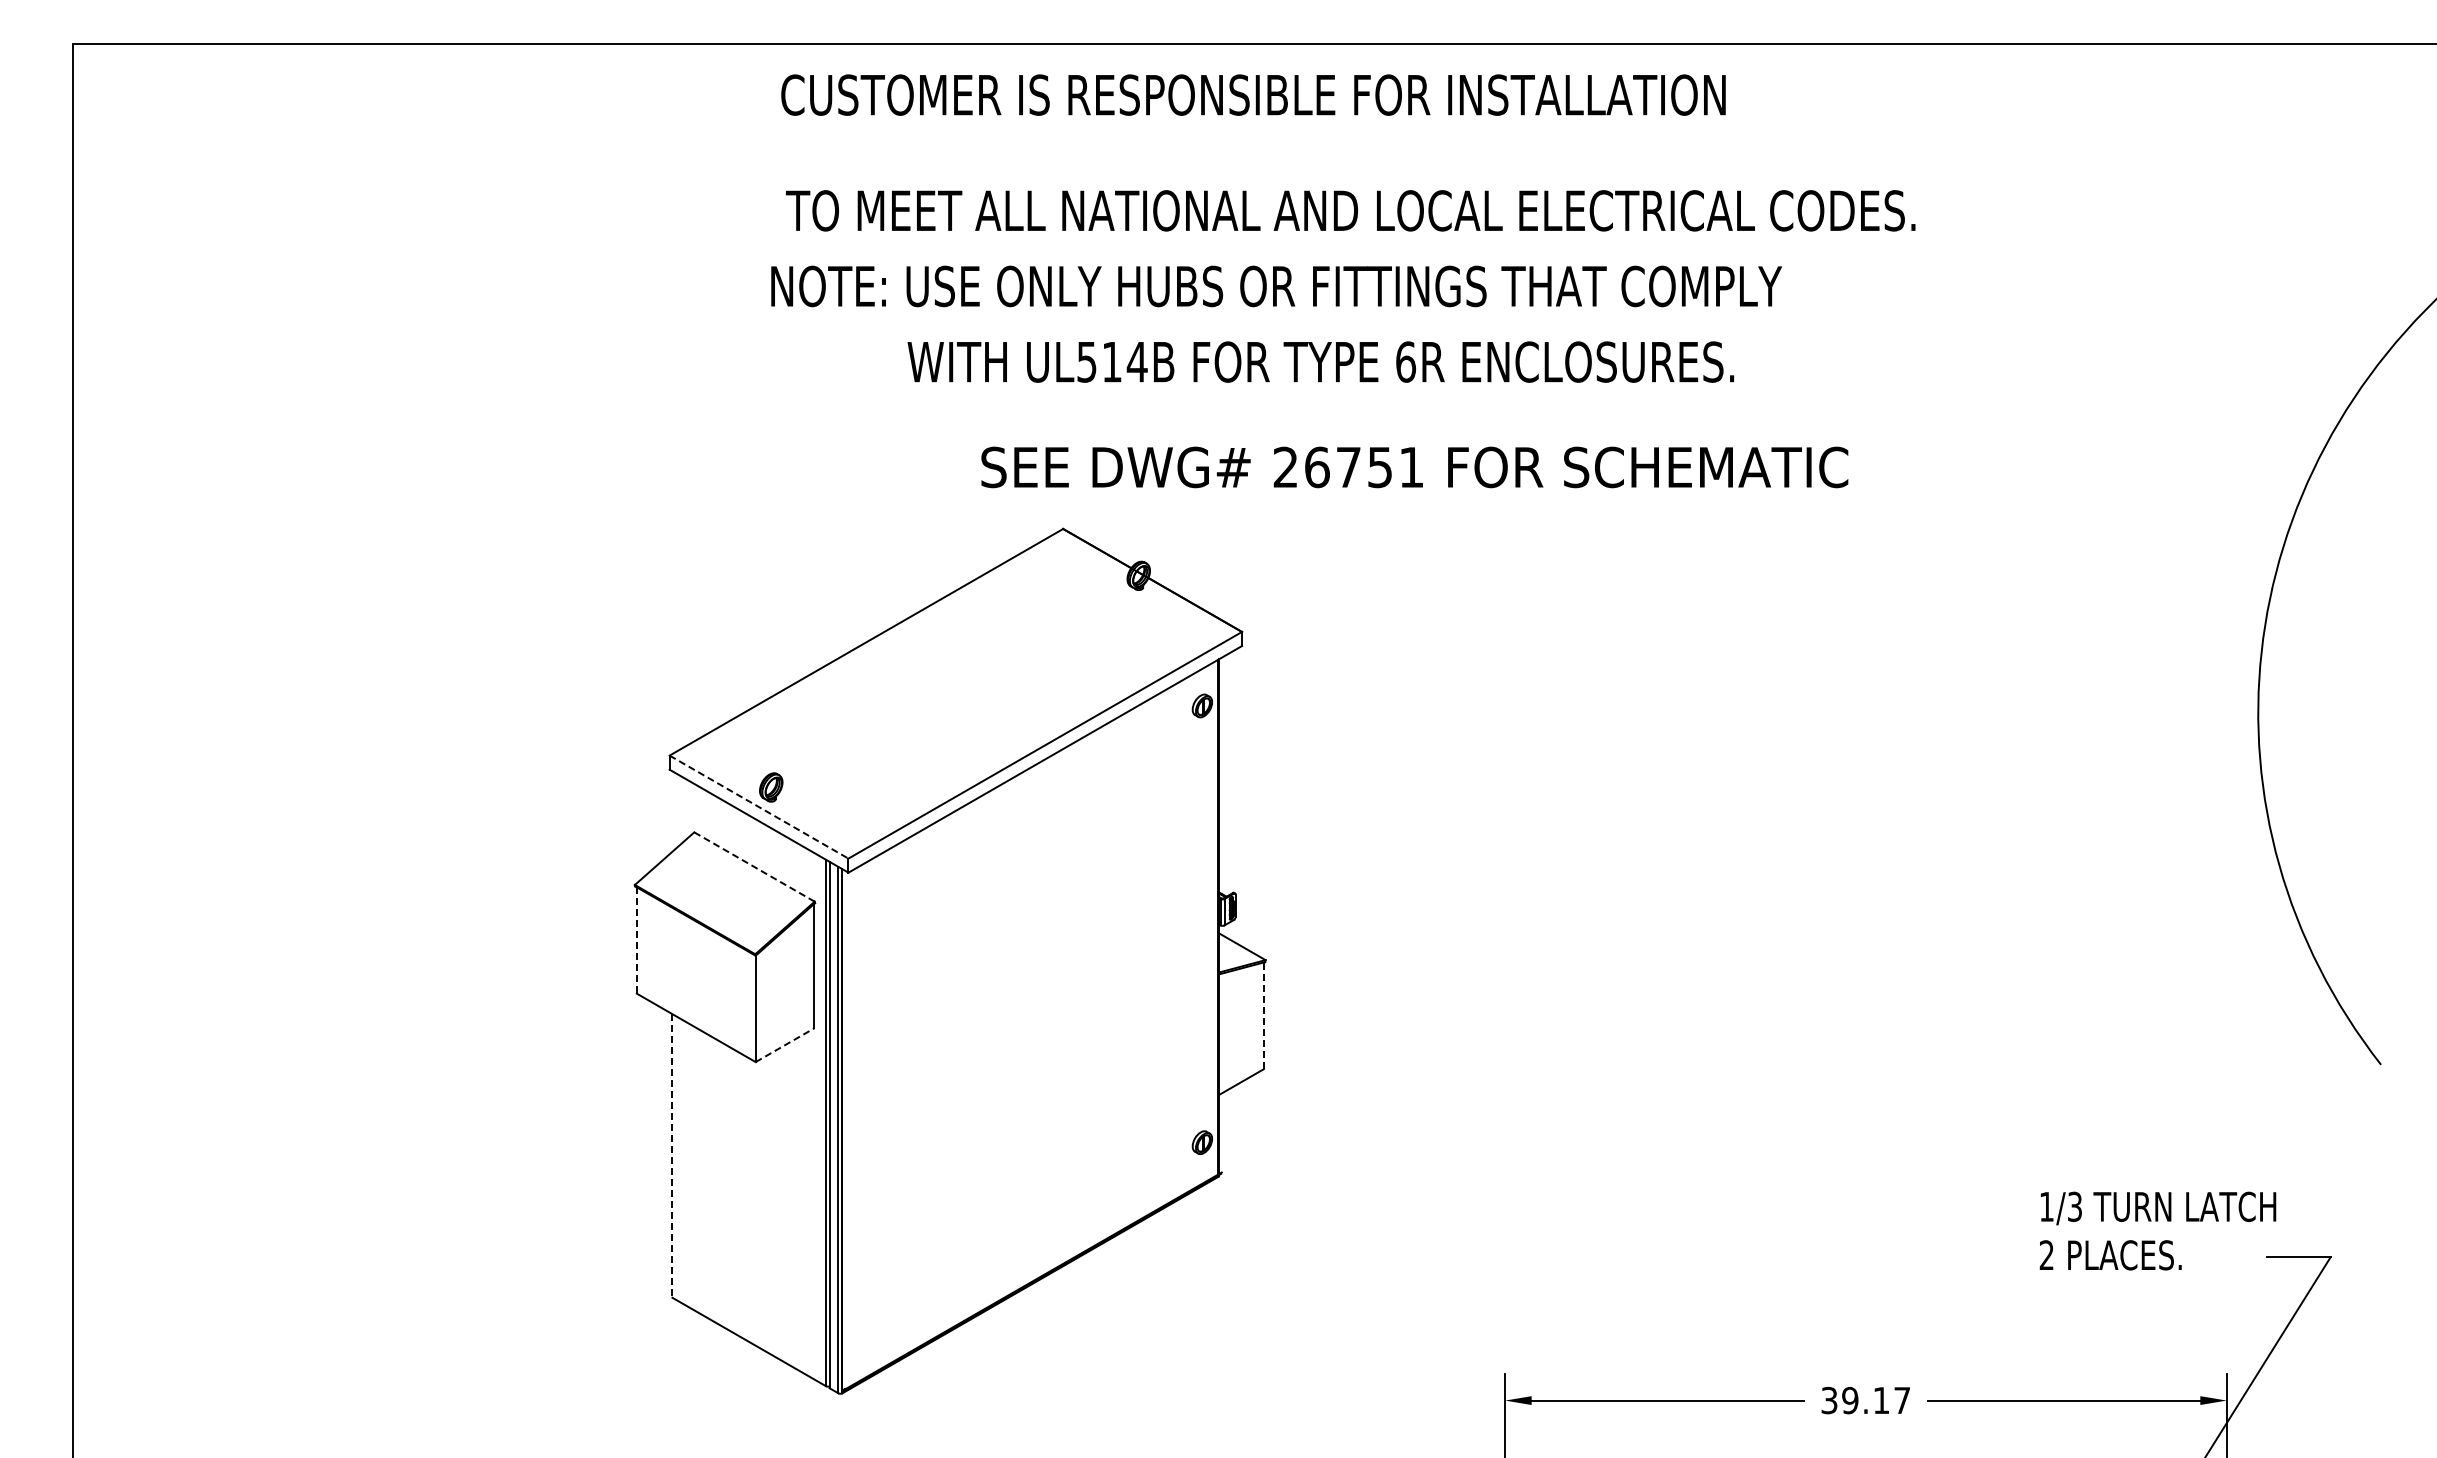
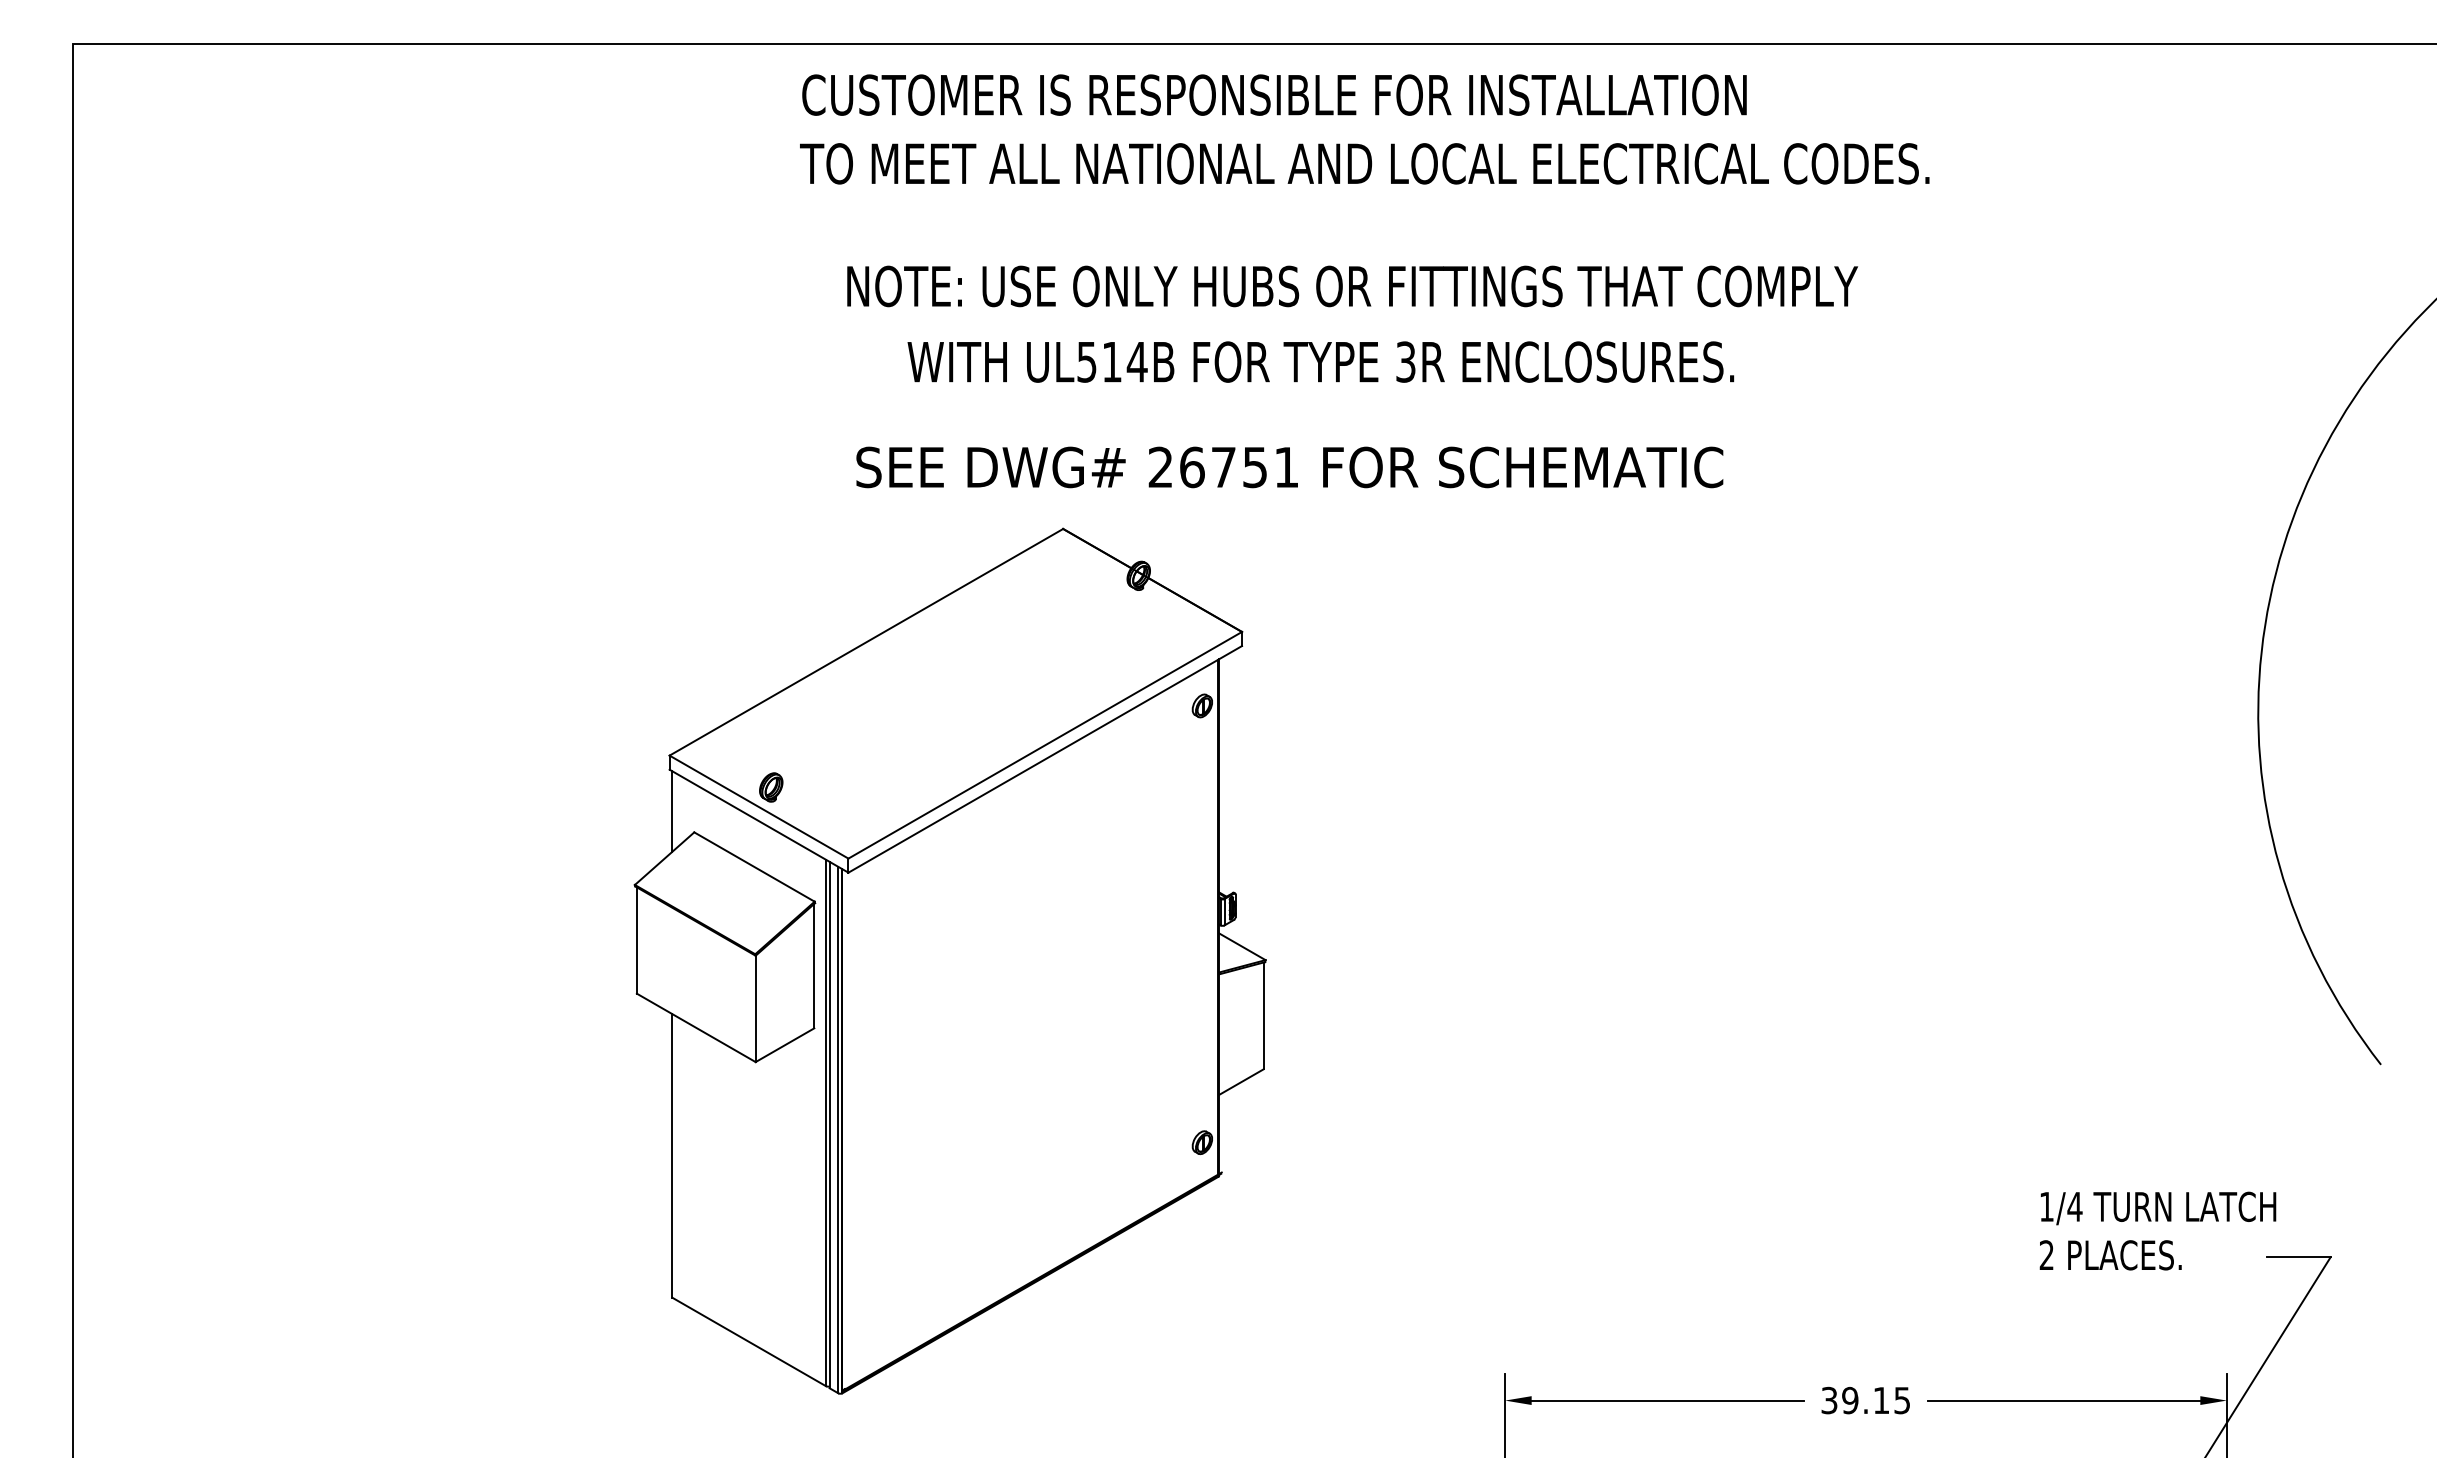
text position: (1253, 94) -> (1274, 94) (1274, 94)
text position: (1350, 210) -> (1364, 163) (1364, 163)
text position: (1276, 286) -> (1352, 286) (1352, 286)
text: 6R -> 3R (1406, 361)
text position: (1414, 467) -> (1289, 467) (1289, 467)
line: dashed -> solid (759, 807)
line: none -> present (672, 811)
line: dashed -> solid (754, 867)
line: dashed -> solid (636, 941)
line: dashed -> solid (1263, 1016)
line: dashed -> solid (784, 1045)
line: dashed -> solid (672, 1155)
text: 1/3 -> 1/4 (2074, 1206)
text: 39.17 -> 39.15 (1901, 1400)
